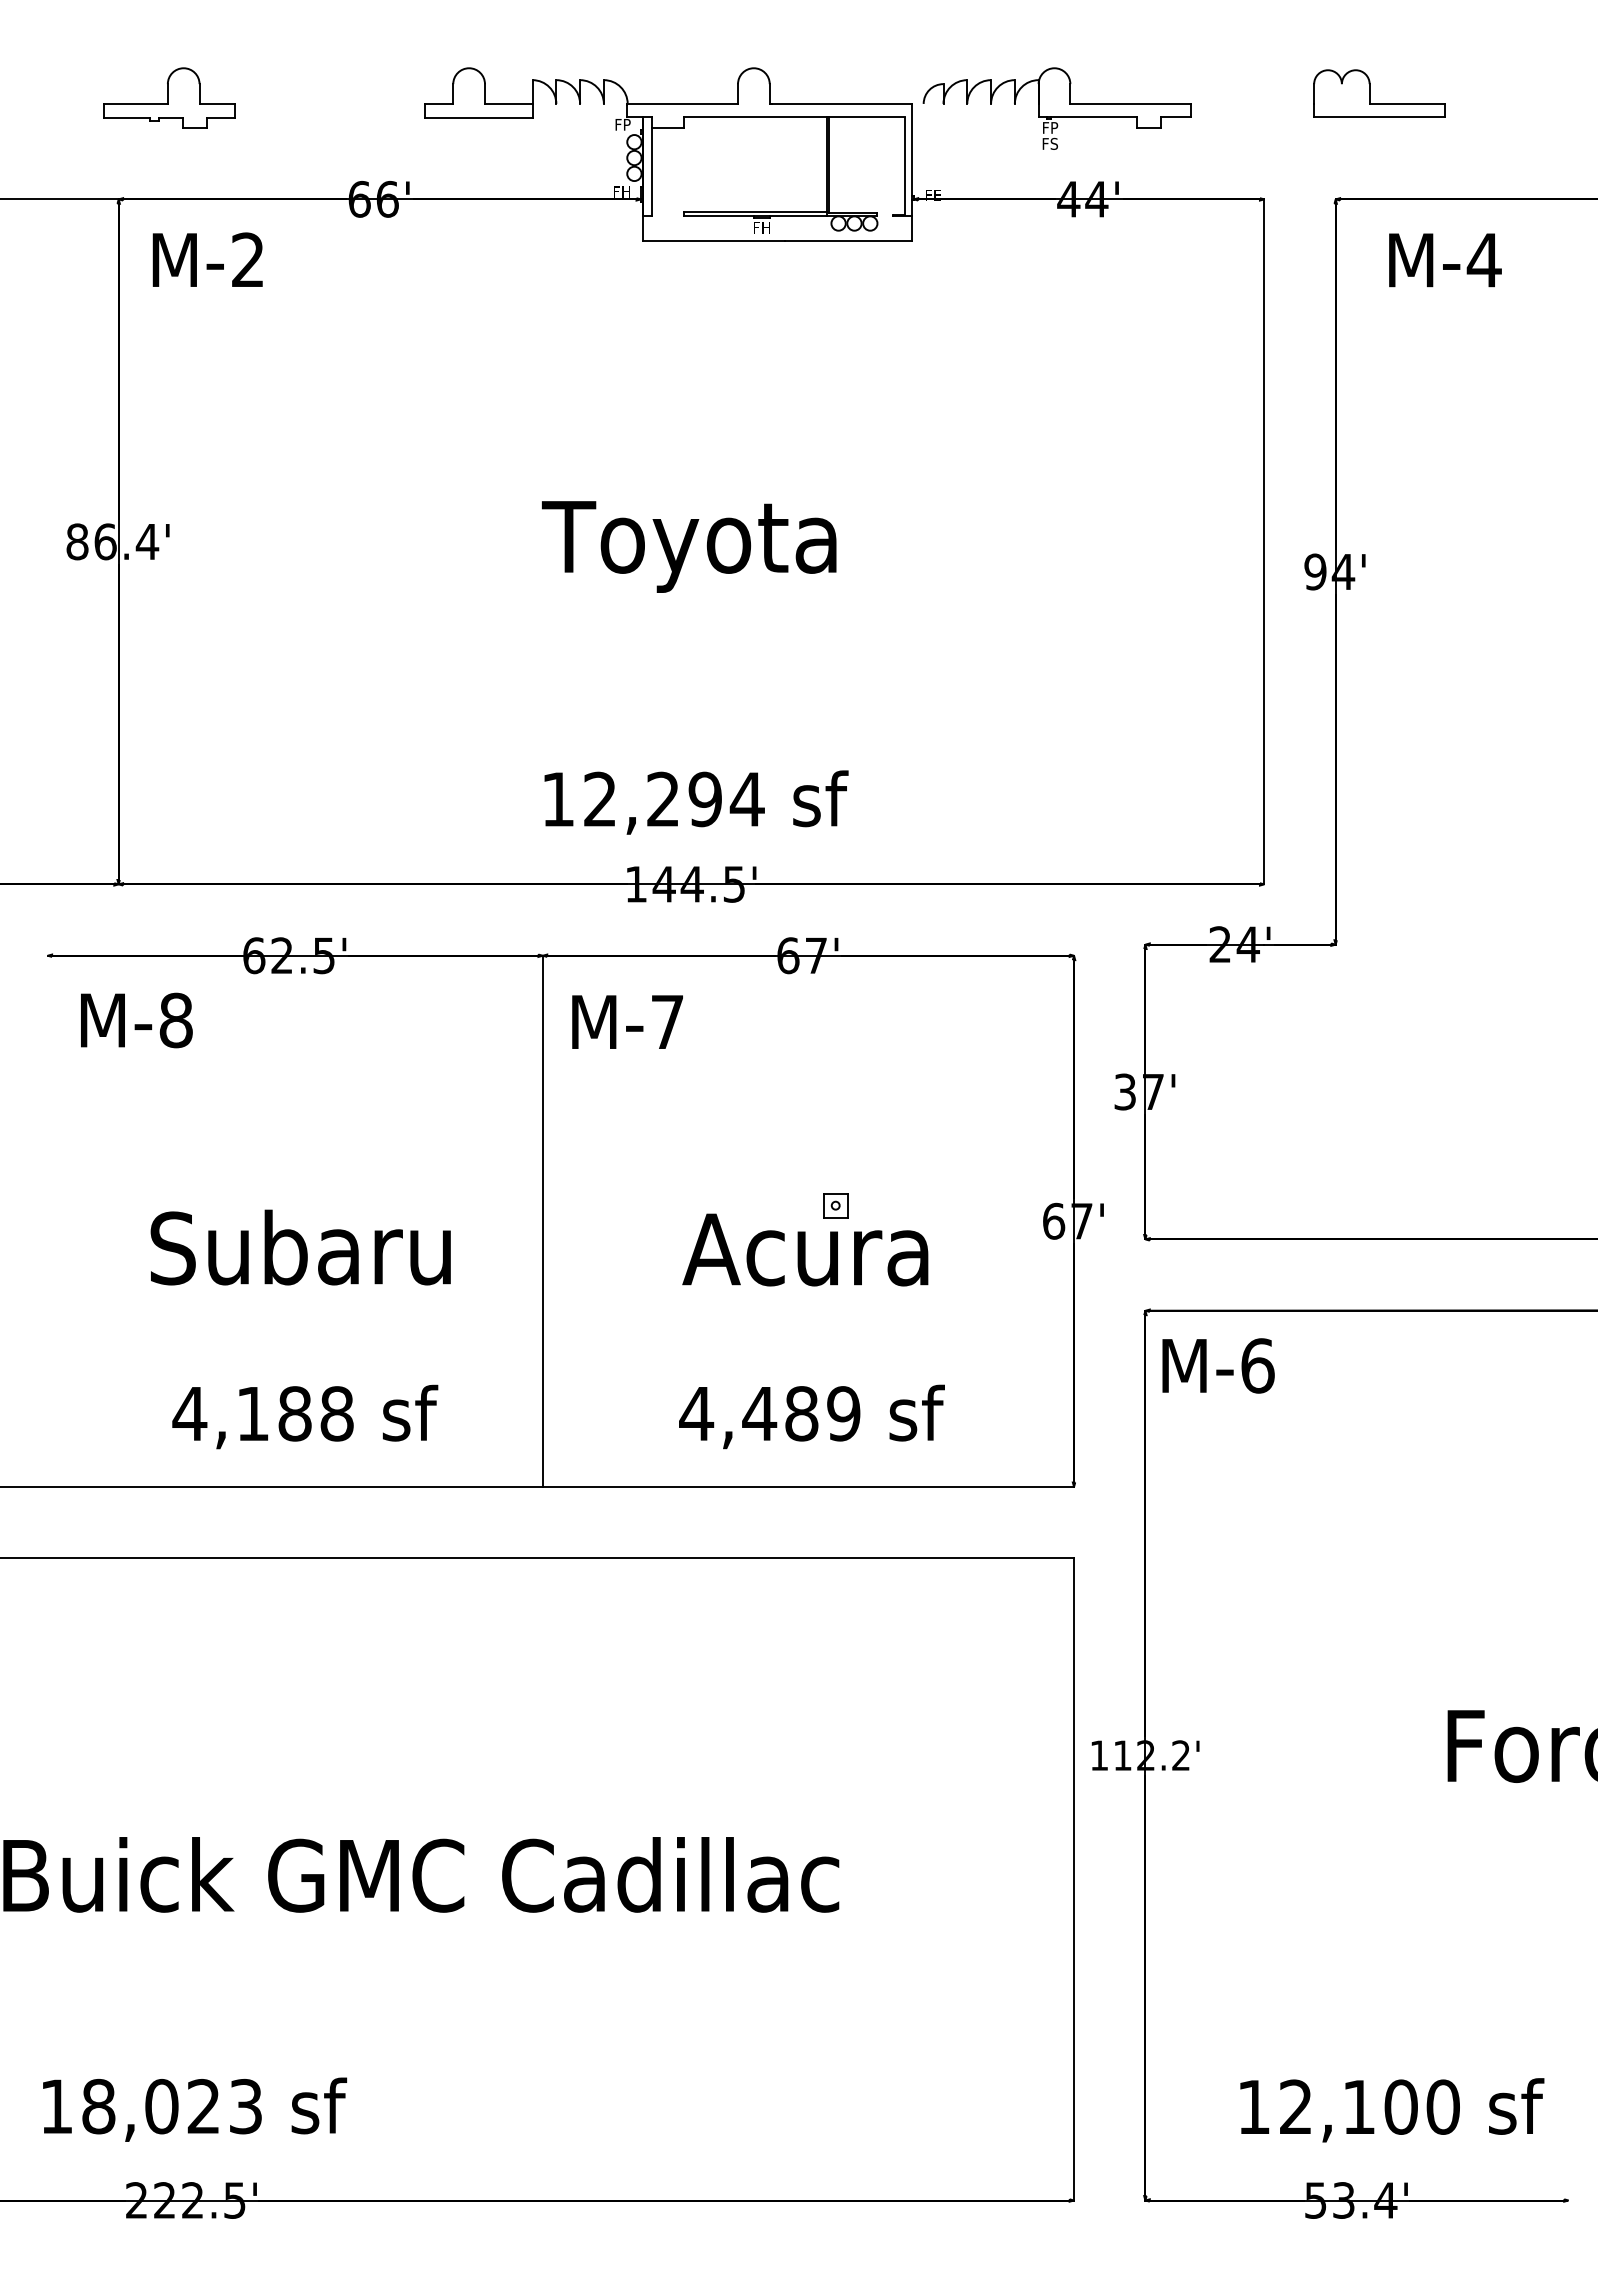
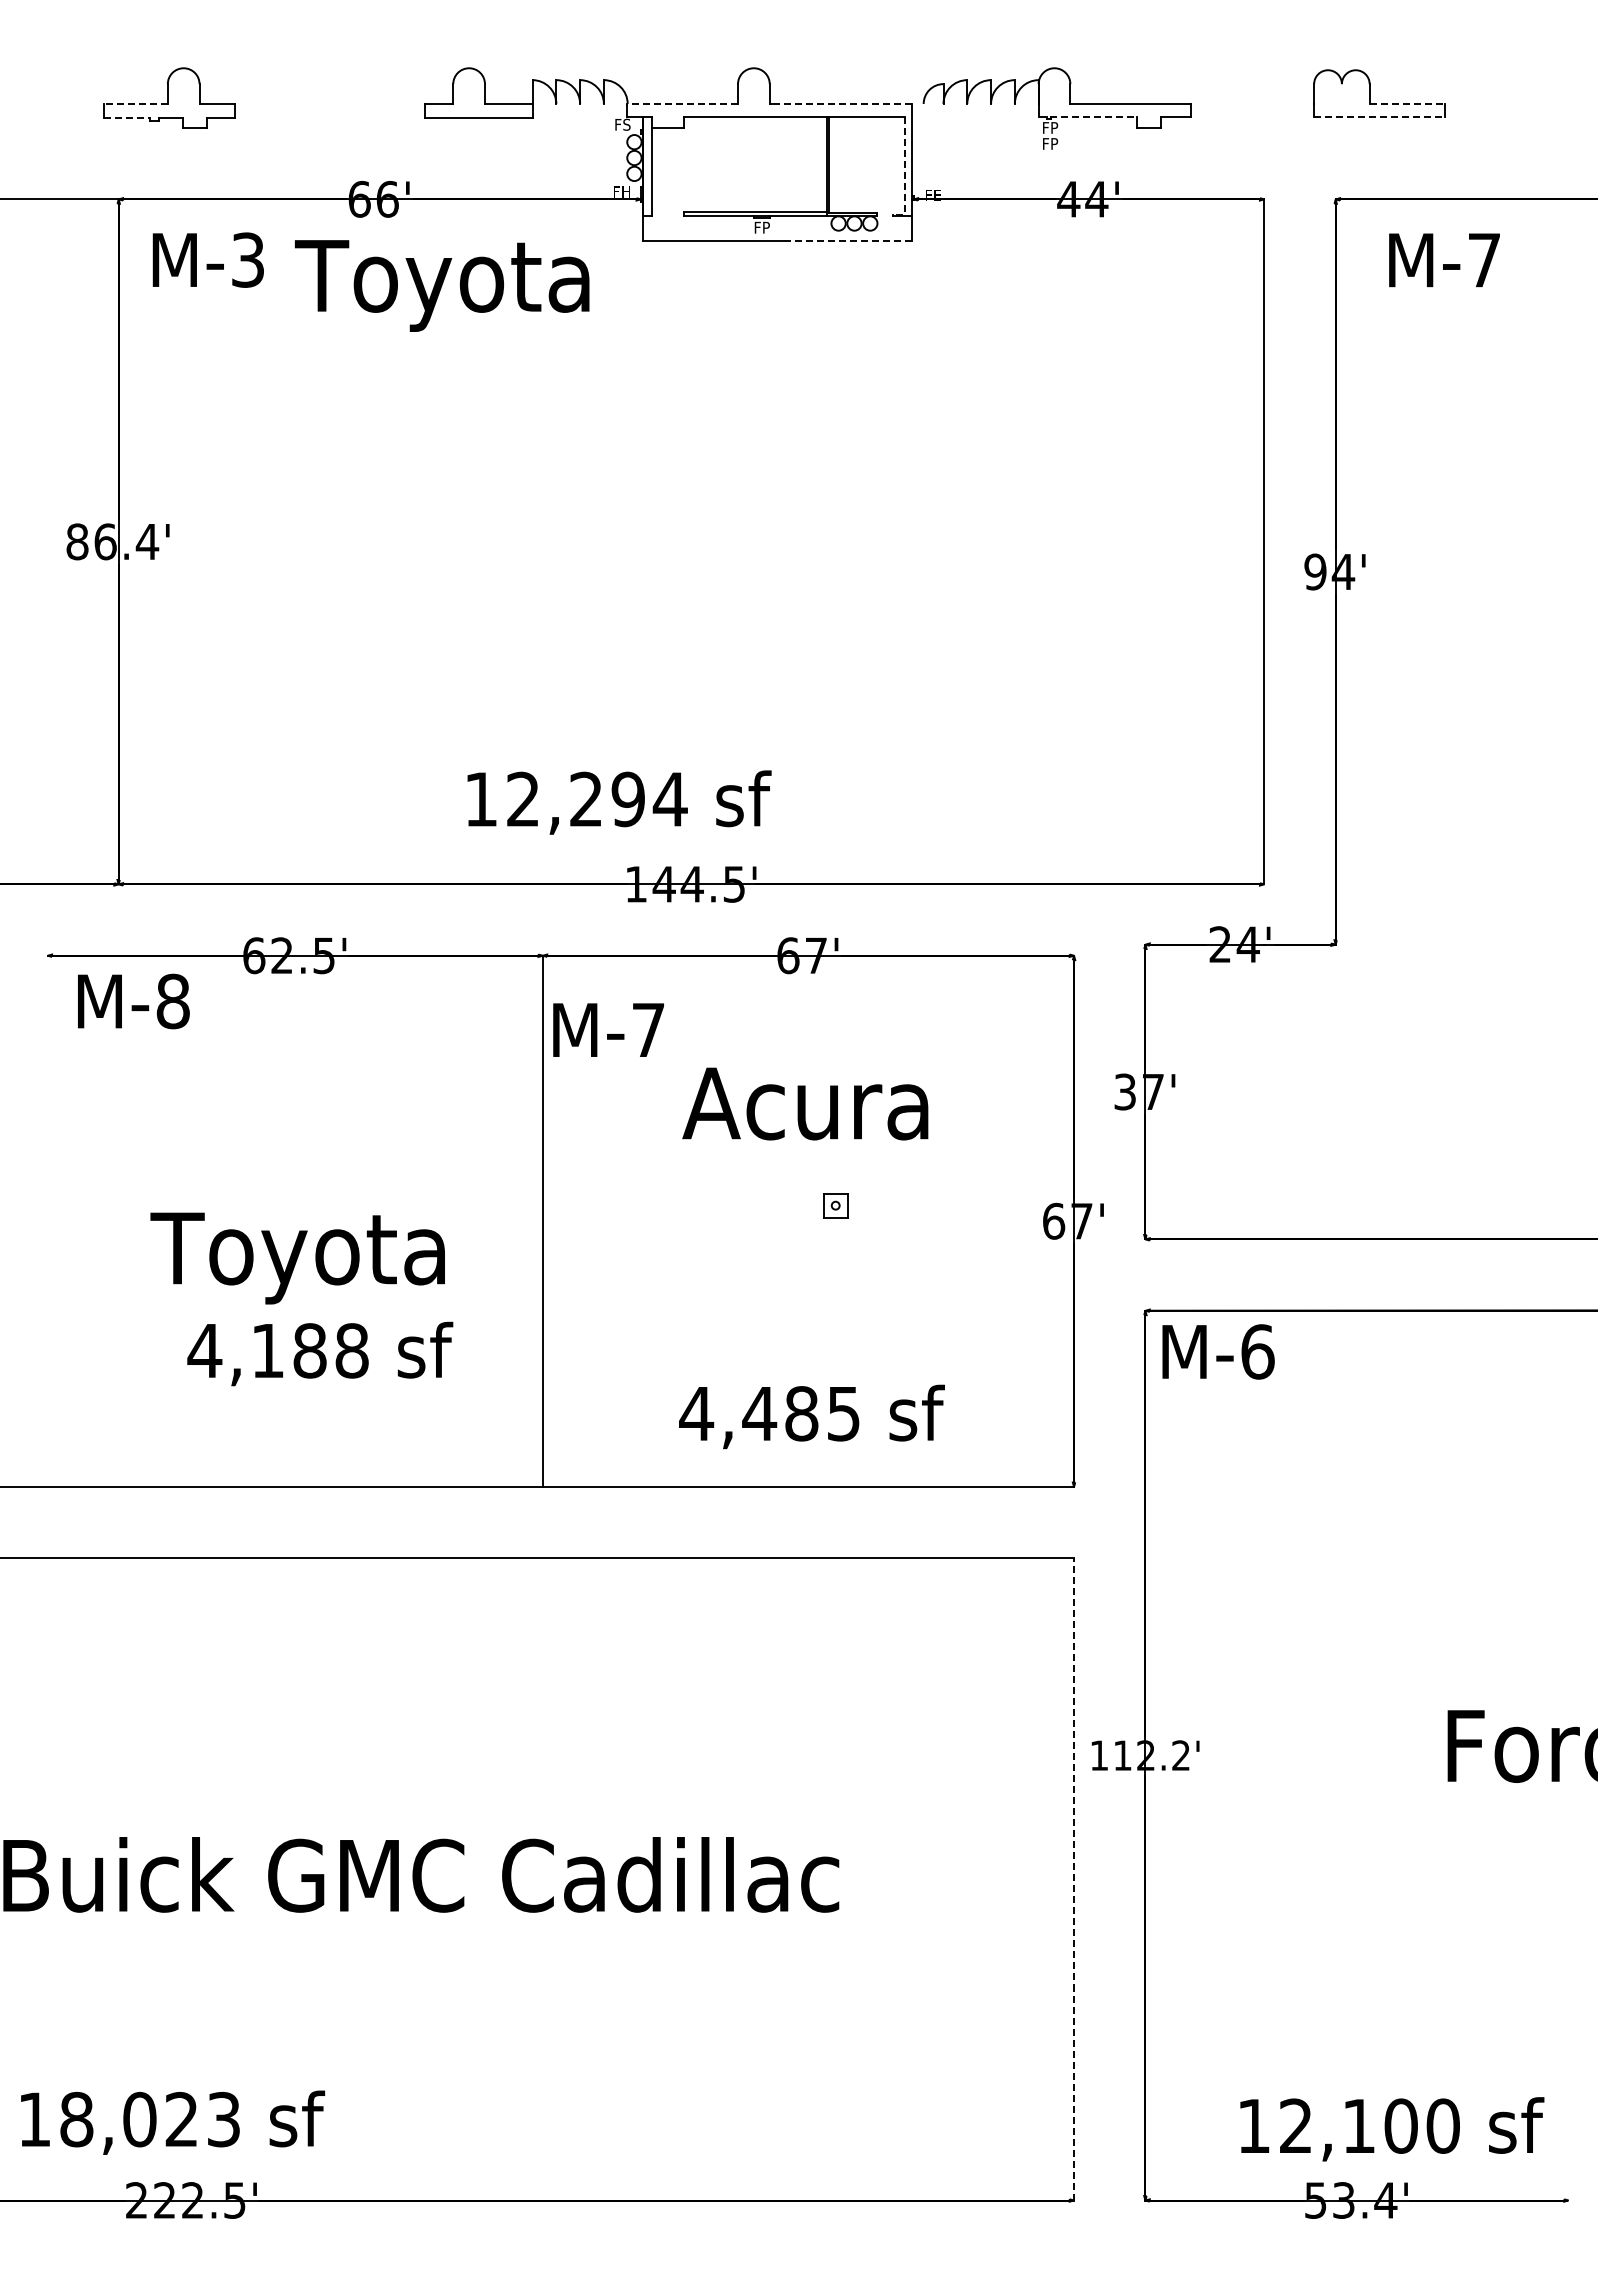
line: solid -> dashed (135, 103)
line: solid -> dashed (682, 103)
line: solid -> dashed (840, 103)
line: solid -> dashed (1407, 103)
line: solid -> dashed (127, 117)
line: solid -> dashed (1088, 117)
line: solid -> dashed (1380, 117)
text: FP -> FS (622, 124)
text: FS -> FP (1050, 143)
line: solid -> dashed (904, 173)
text: FH -> FP (761, 227)
line: solid -> dashed (847, 240)
text: M-2 -> M-3 (247, 259)
text: M-4 -> M-7 (1483, 260)
text position: (689, 546) -> (442, 285) (442, 285)
text position: (696, 802) -> (619, 802) (619, 802)
text position: (136, 1020) -> (133, 1001) (133, 1001)
text position: (627, 1021) -> (608, 1029) (608, 1029)
text position: (805, 1249) -> (805, 1103) (805, 1103)
text: Subaru -> Toyota (300, 1256)
text position: (1218, 1365) -> (1218, 1351) (1218, 1351)
text: 4,489 -> 4,485 (843, 1413)
text position: (305, 1416) -> (320, 1353) (320, 1353)
line: solid -> dashed (1074, 1878)
text position: (195, 2109) -> (173, 2122) (173, 2122)
text position: (1392, 2110) -> (1392, 2129) (1392, 2129)
